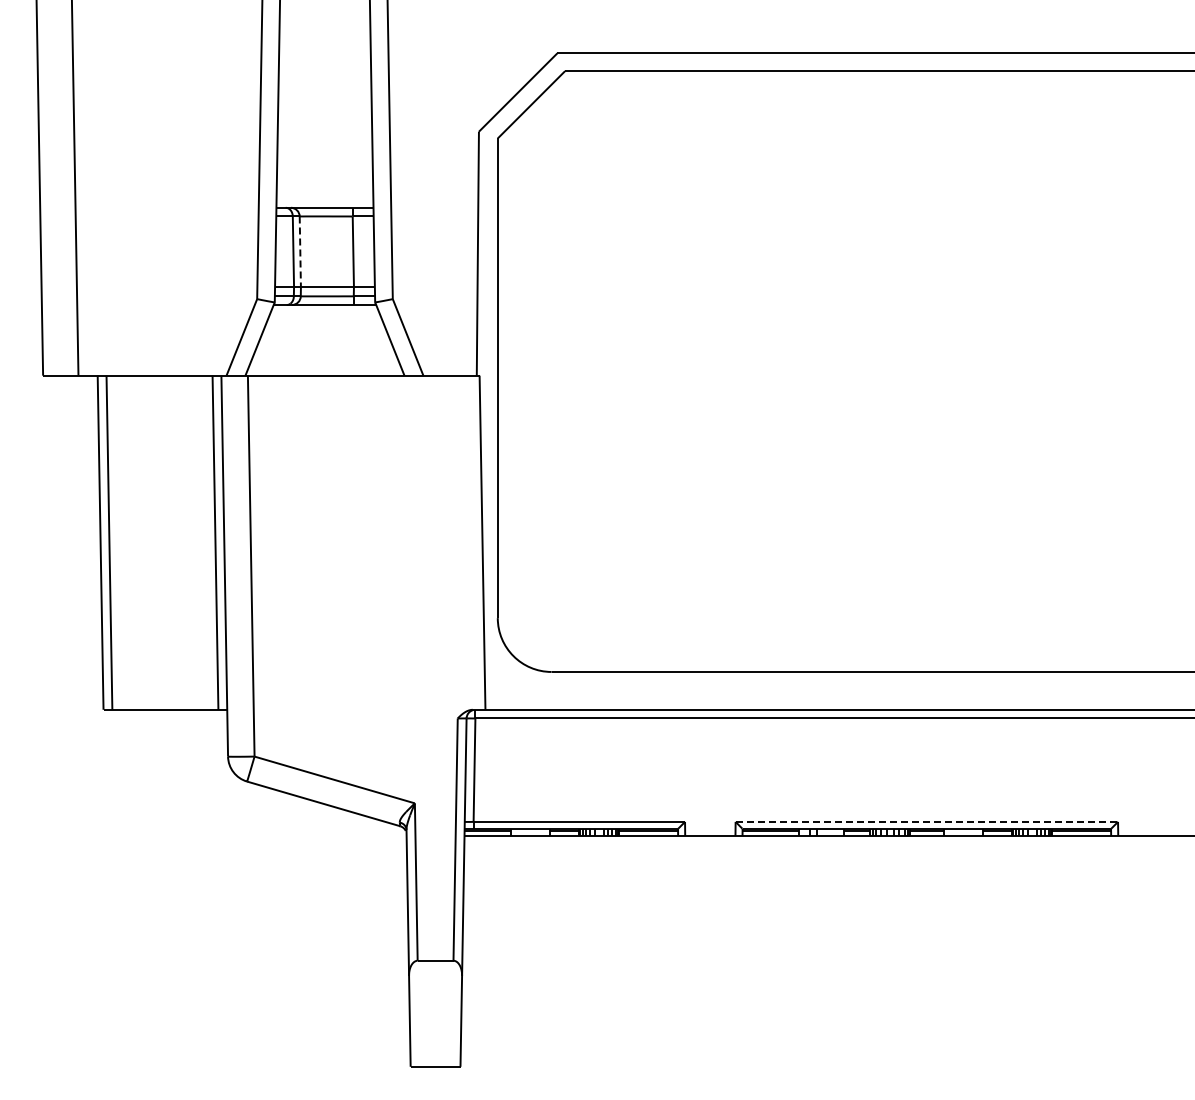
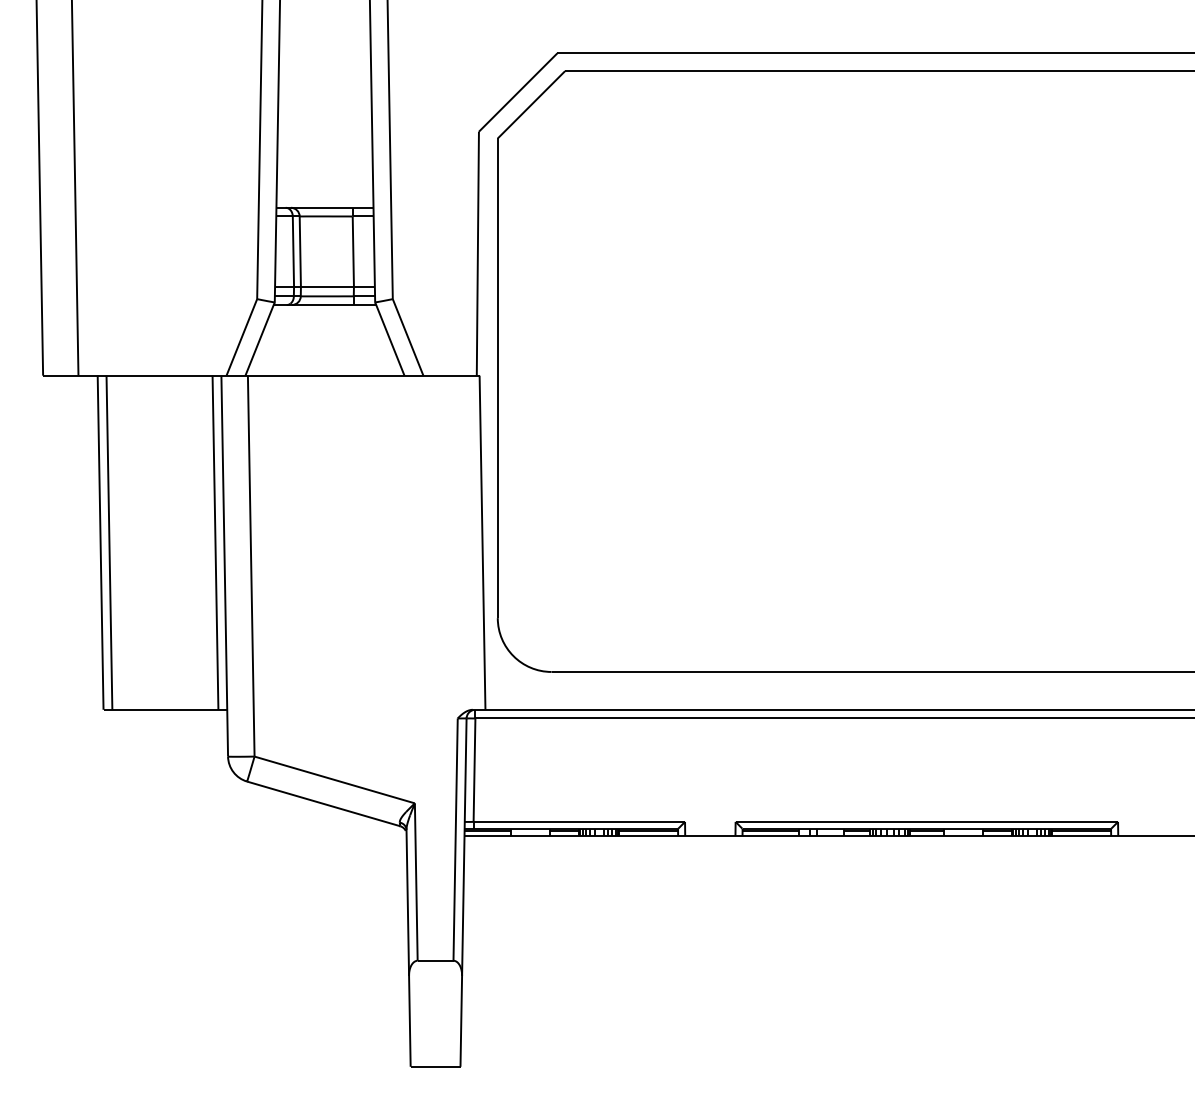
line: dashed -> solid (300, 252)
line: dashed -> solid (927, 821)
